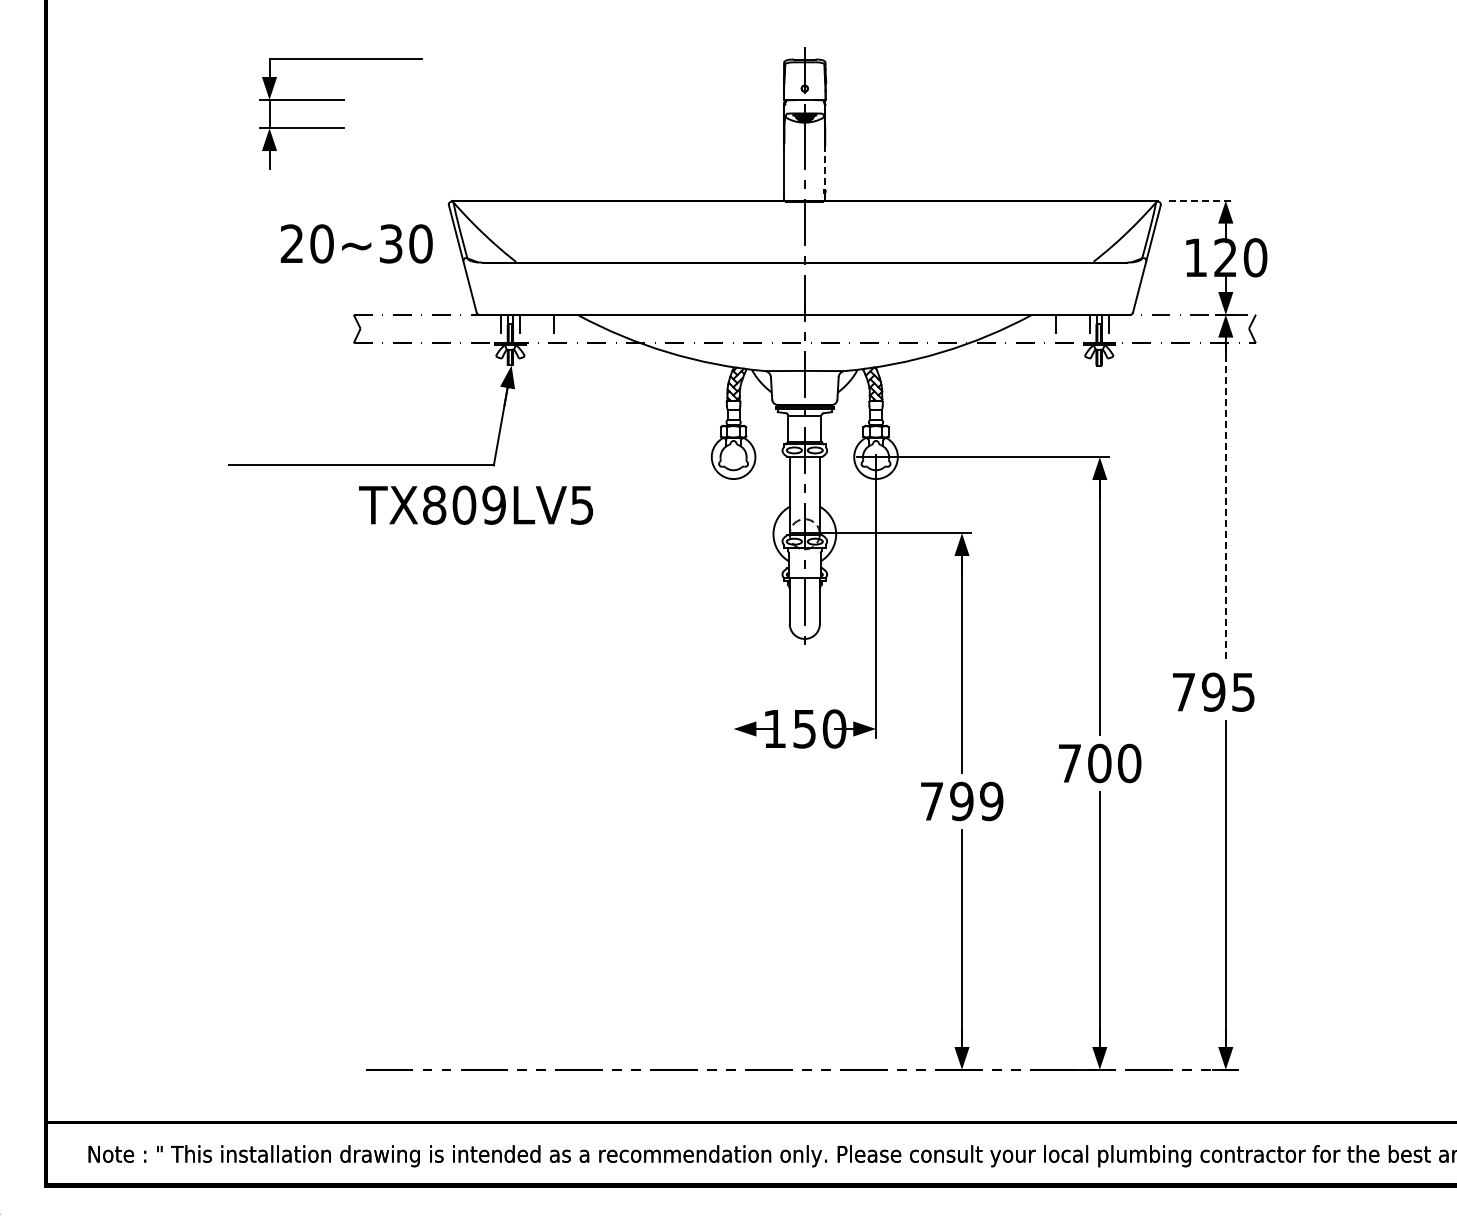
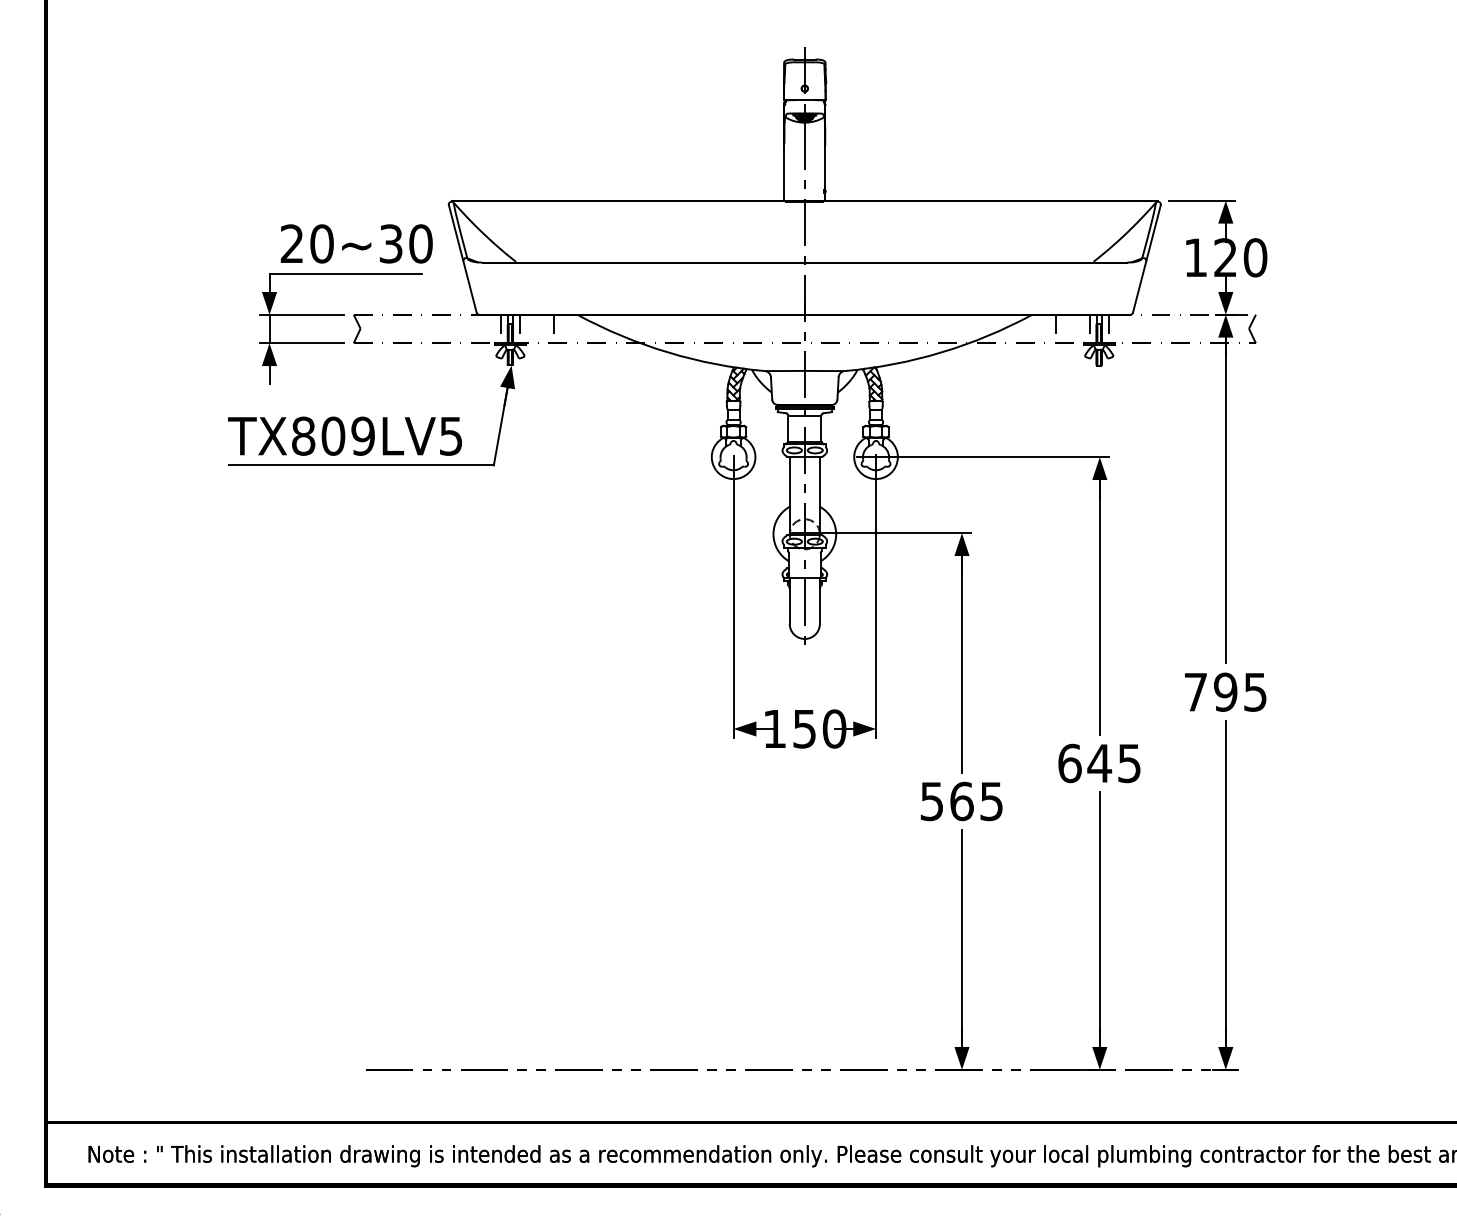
part position: (340, 100) -> (340, 315) (340, 315)
line: dashed -> solid (825, 171)
line: dashed -> solid (1202, 200)
line: dashed -> solid (1225, 492)
text position: (475, 504) -> (344, 435) (344, 435)
line: none -> present (733, 596)
text position: (1213, 691) -> (1225, 691) (1225, 691)
text: 700 -> 645 (1099, 763)
text: 799 -> 565 (961, 801)
